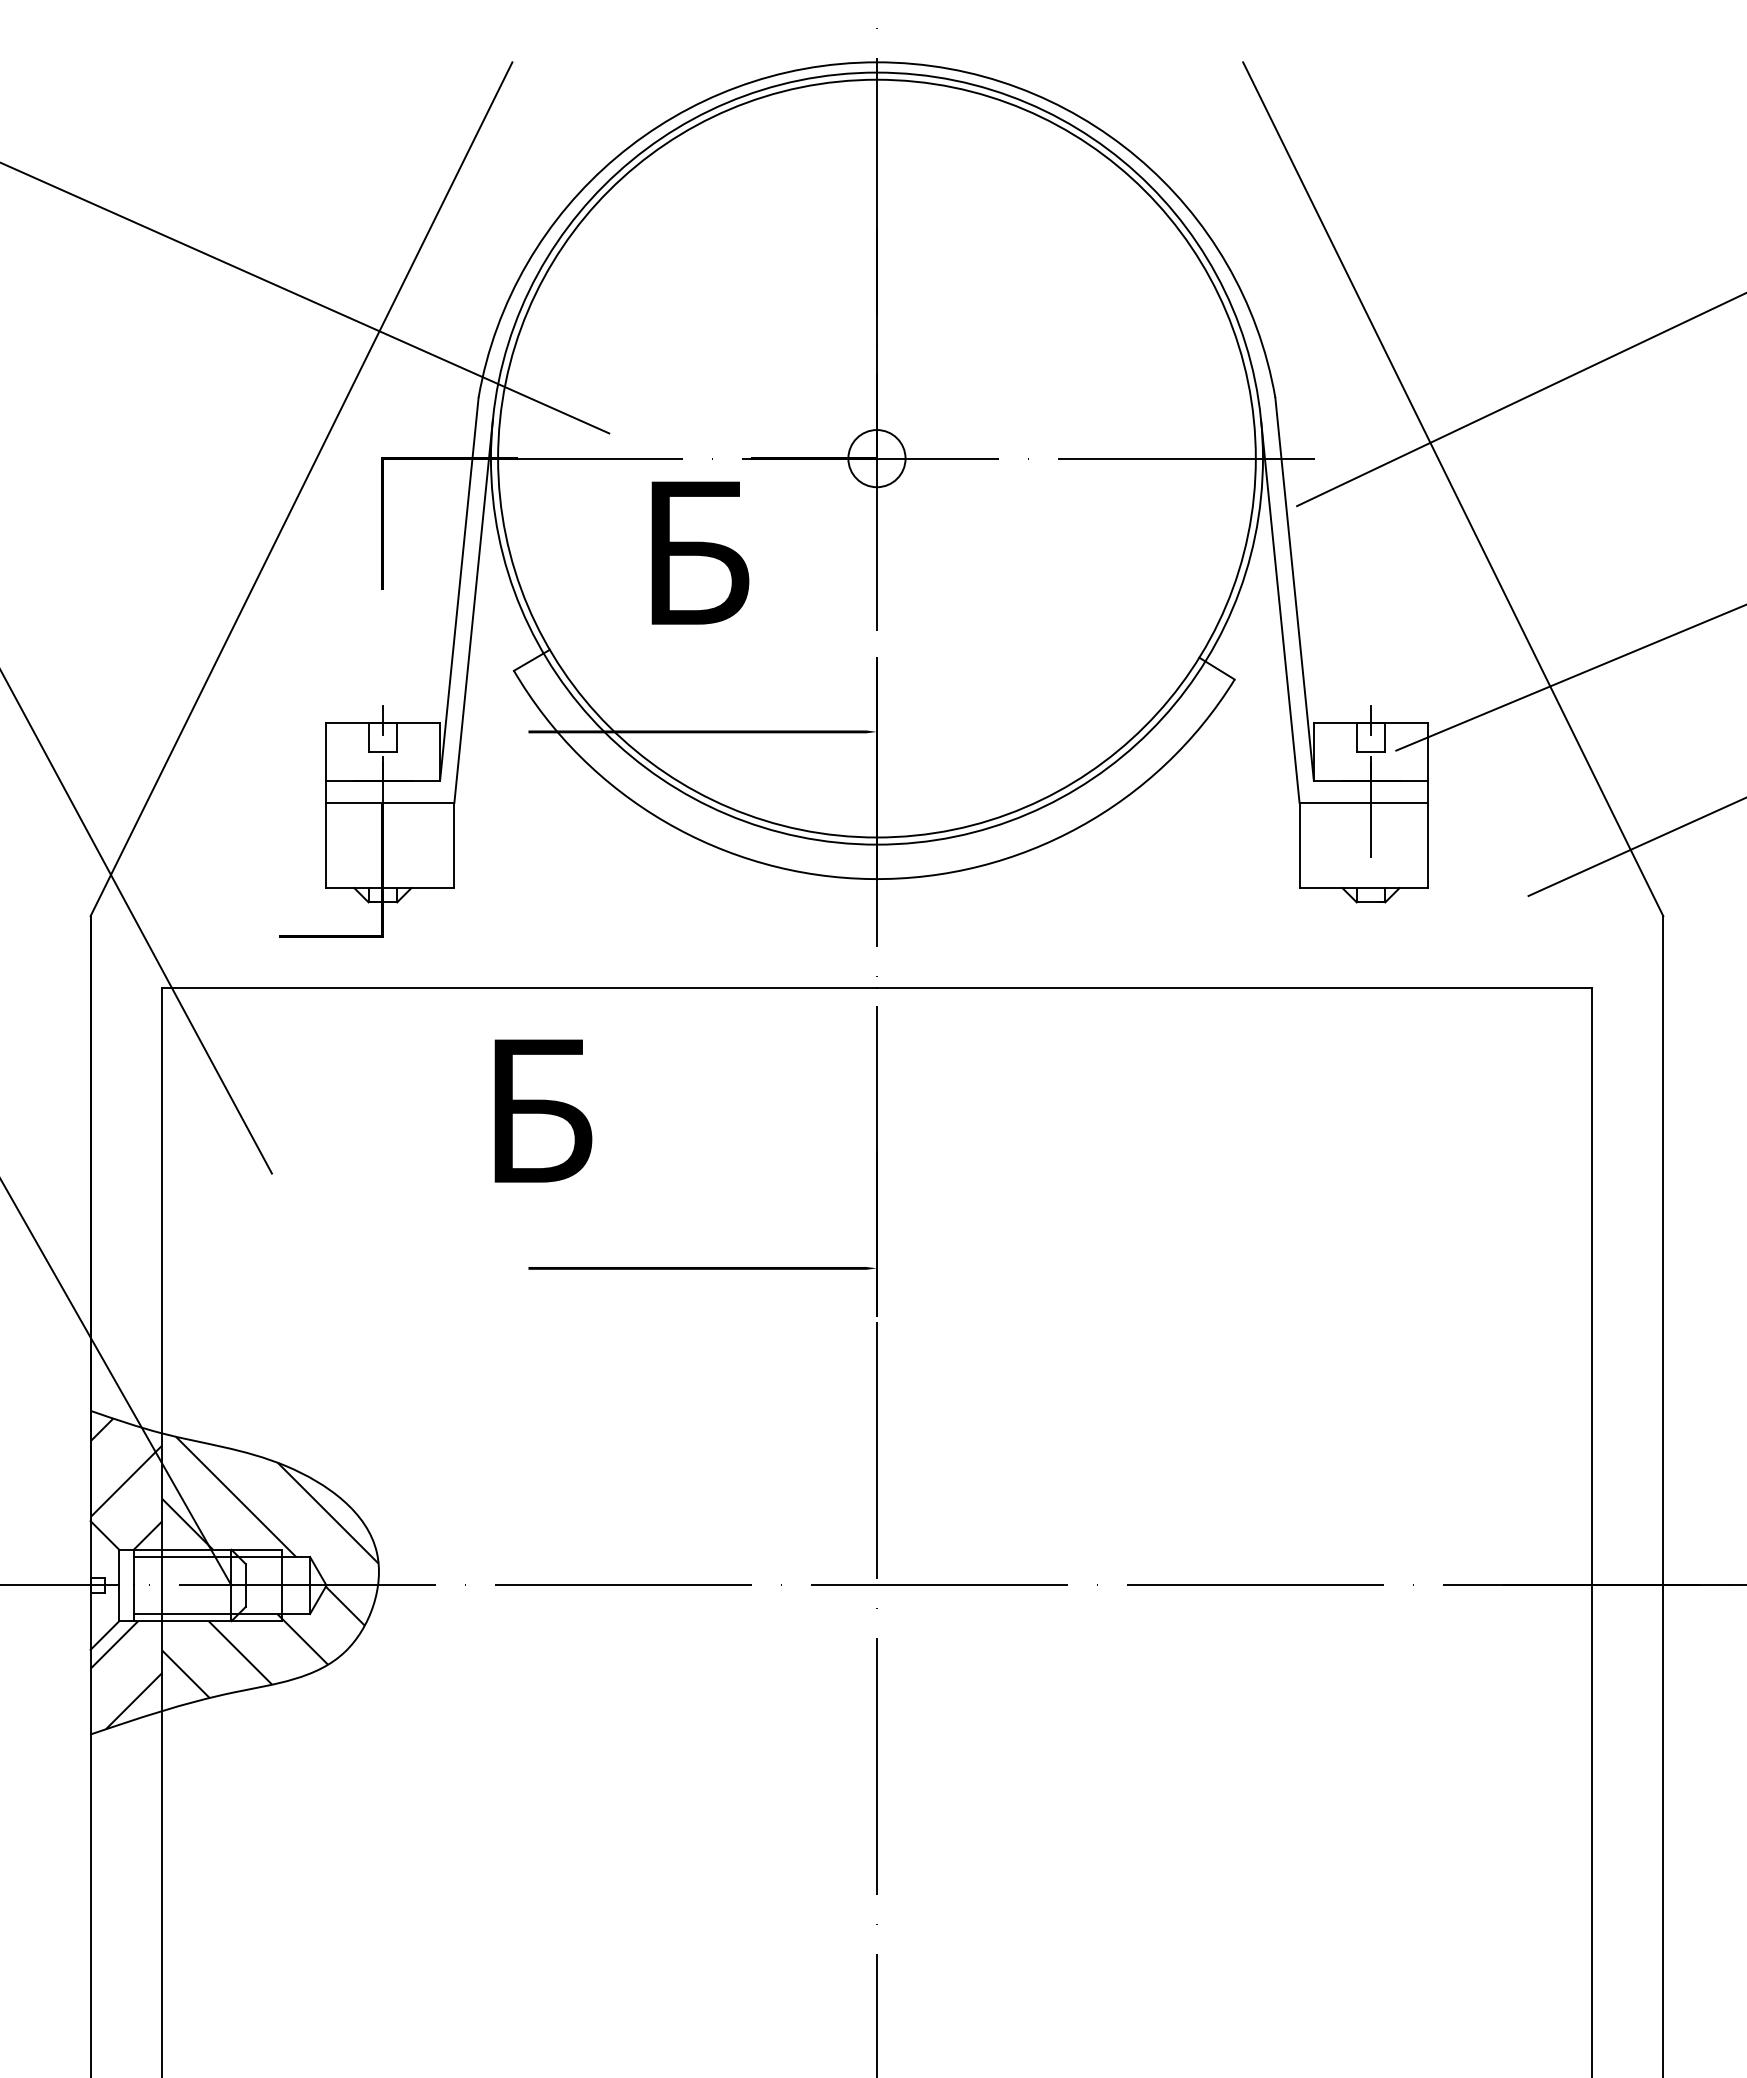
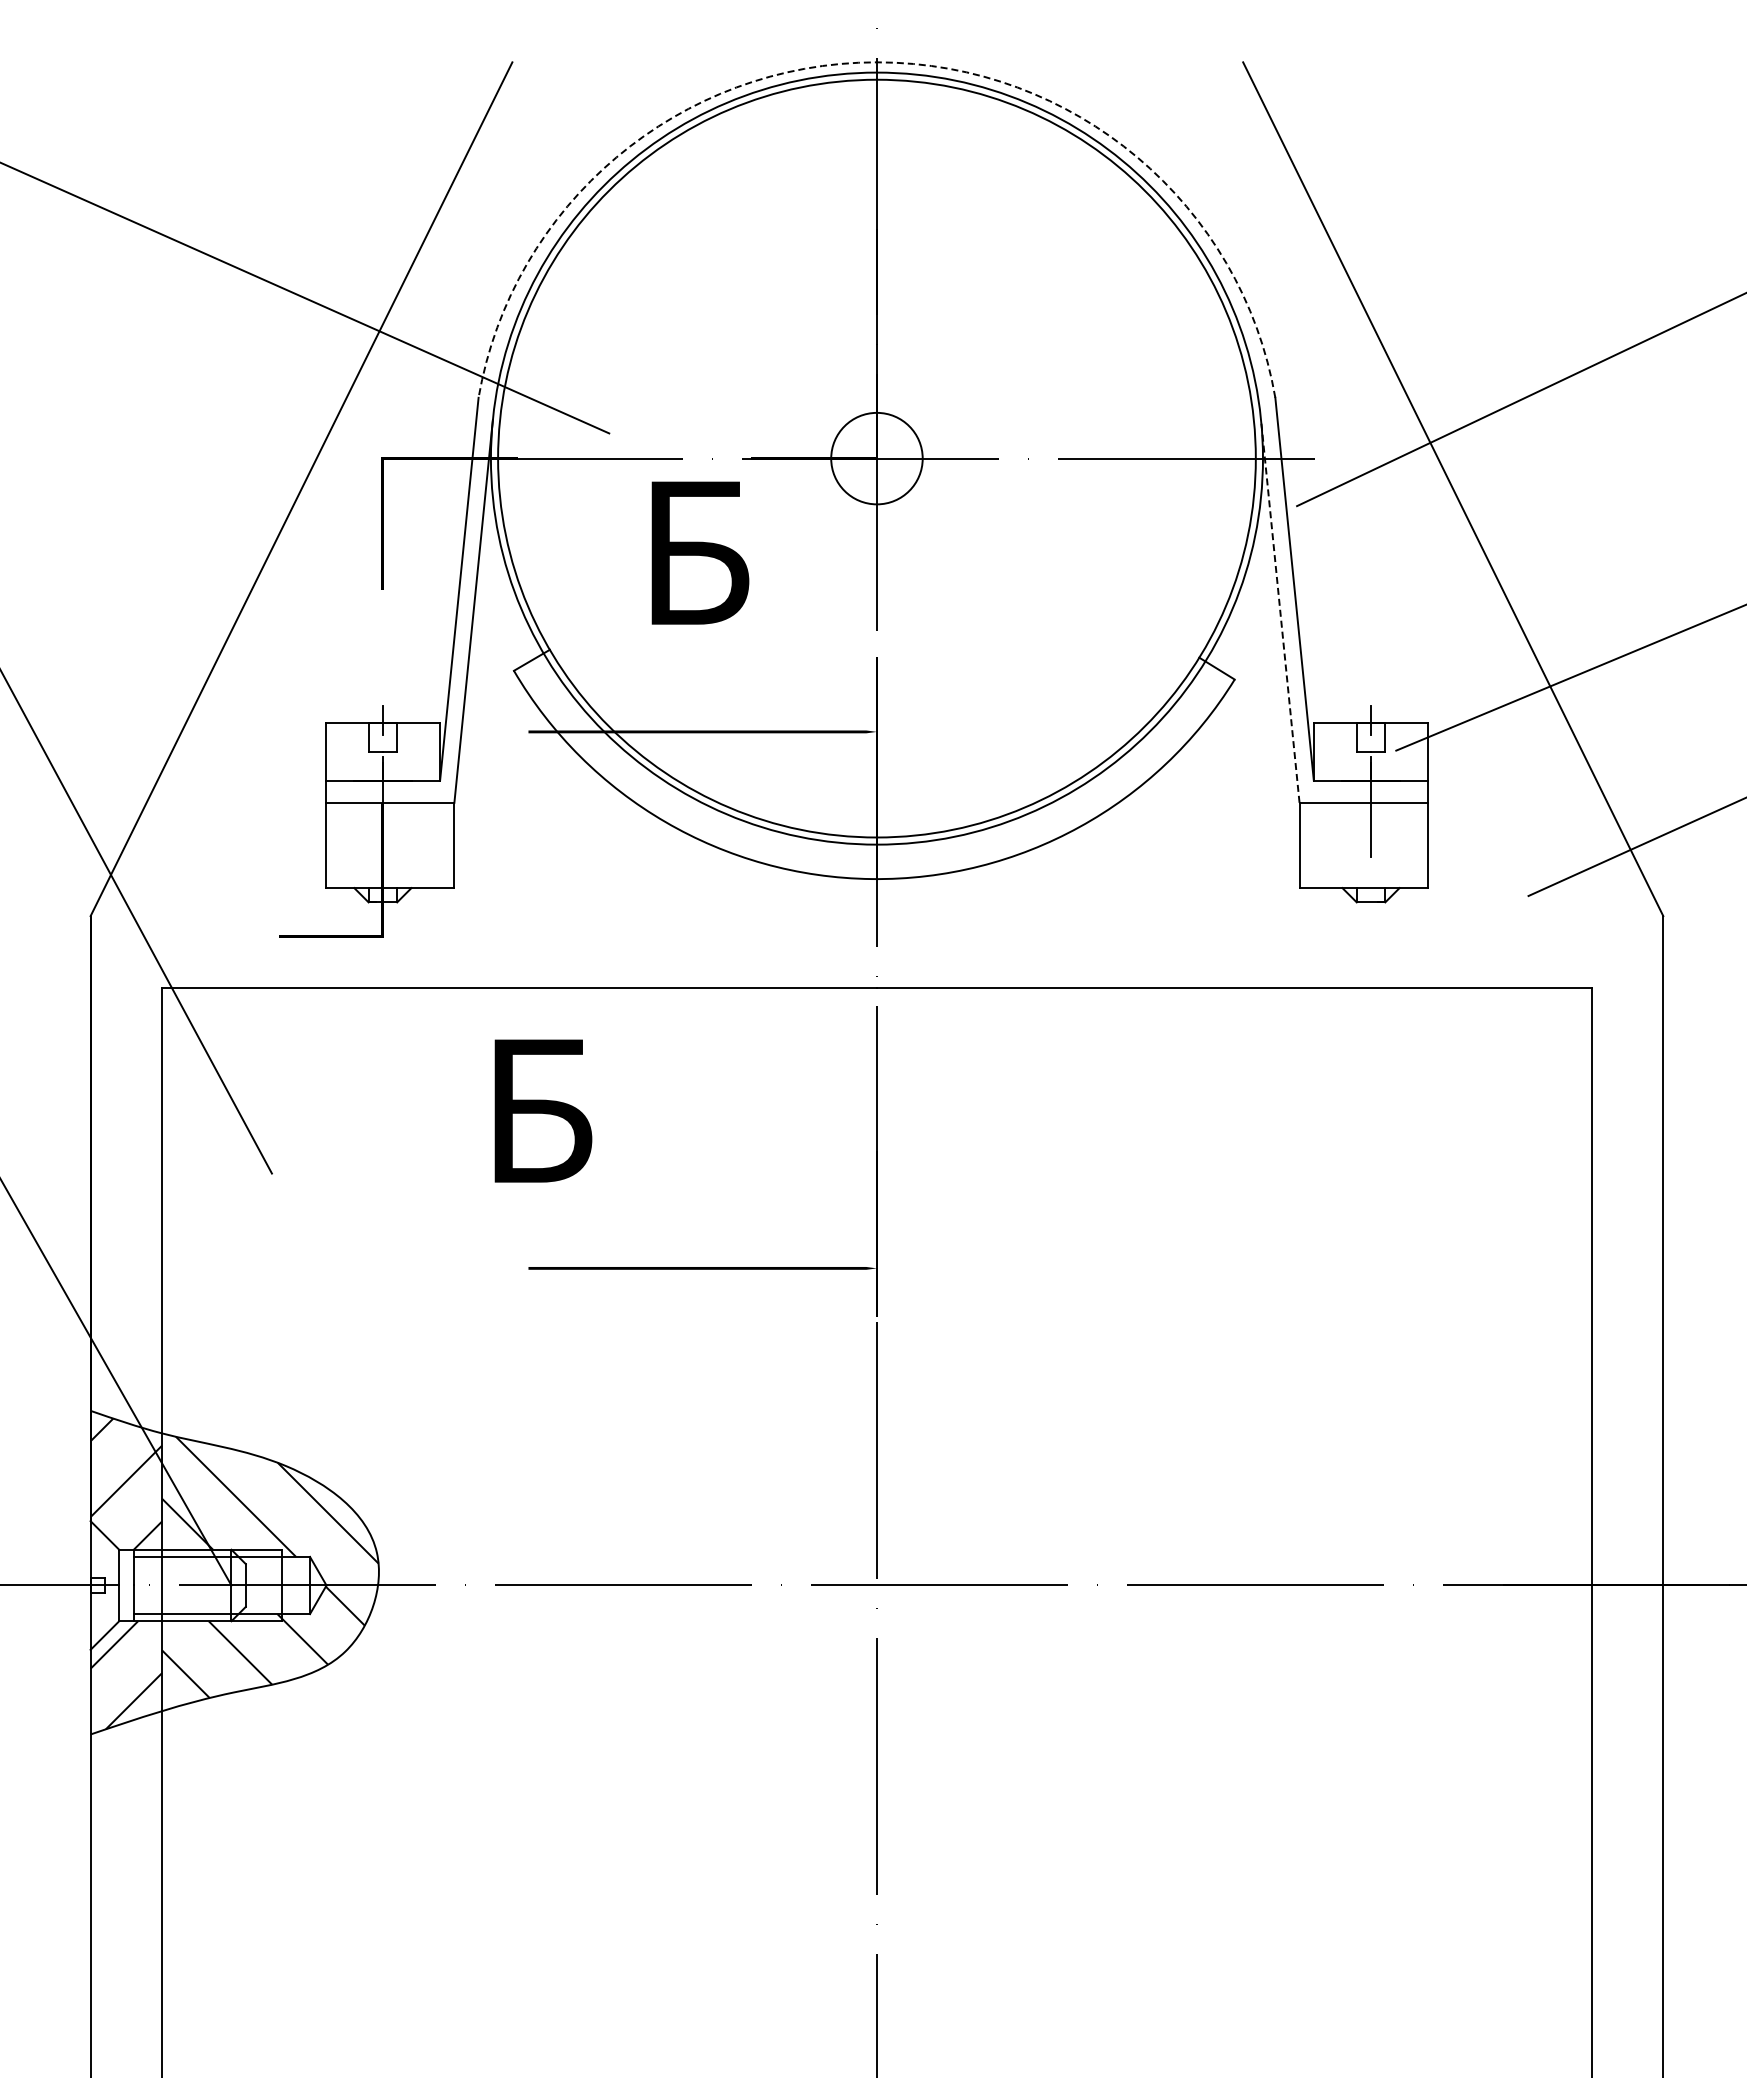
arc: solid -> dashed (876, 62)
circle diameter: 57 px -> 92 px (876, 458)
line: solid -> dashed (1280, 610)
